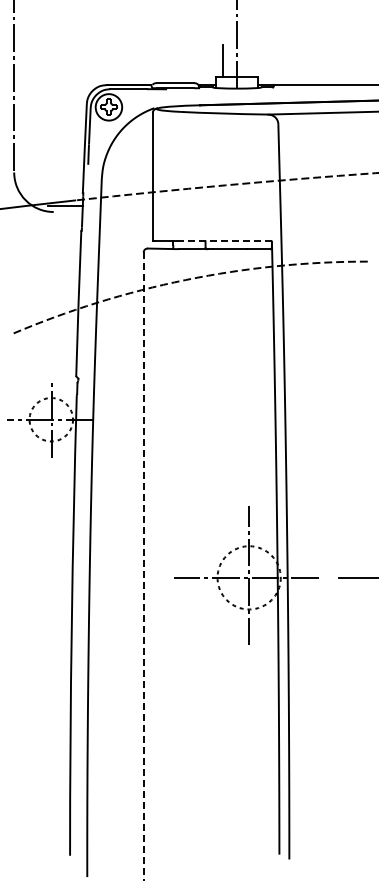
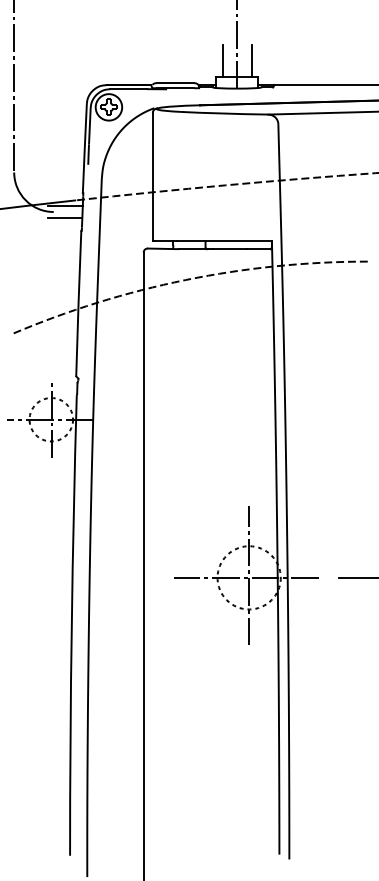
line: none -> present (251, 61)
line: none -> present (64, 218)
line: dashed -> solid (224, 241)
line: dashed -> solid (143, 566)
